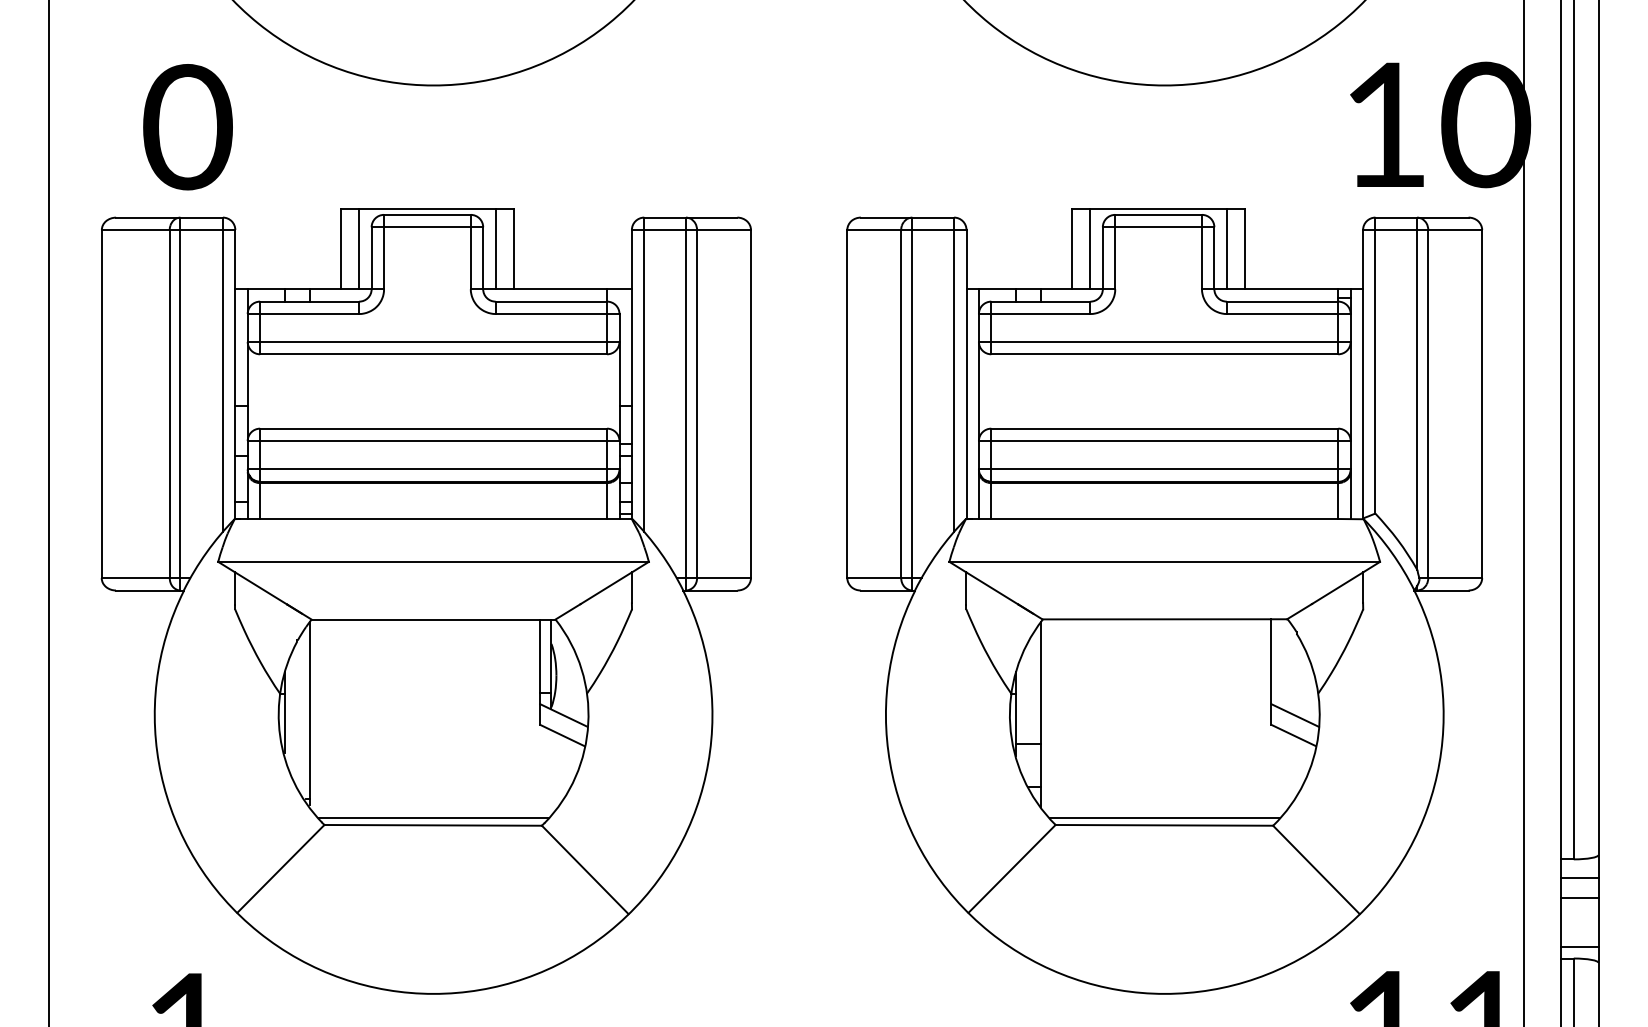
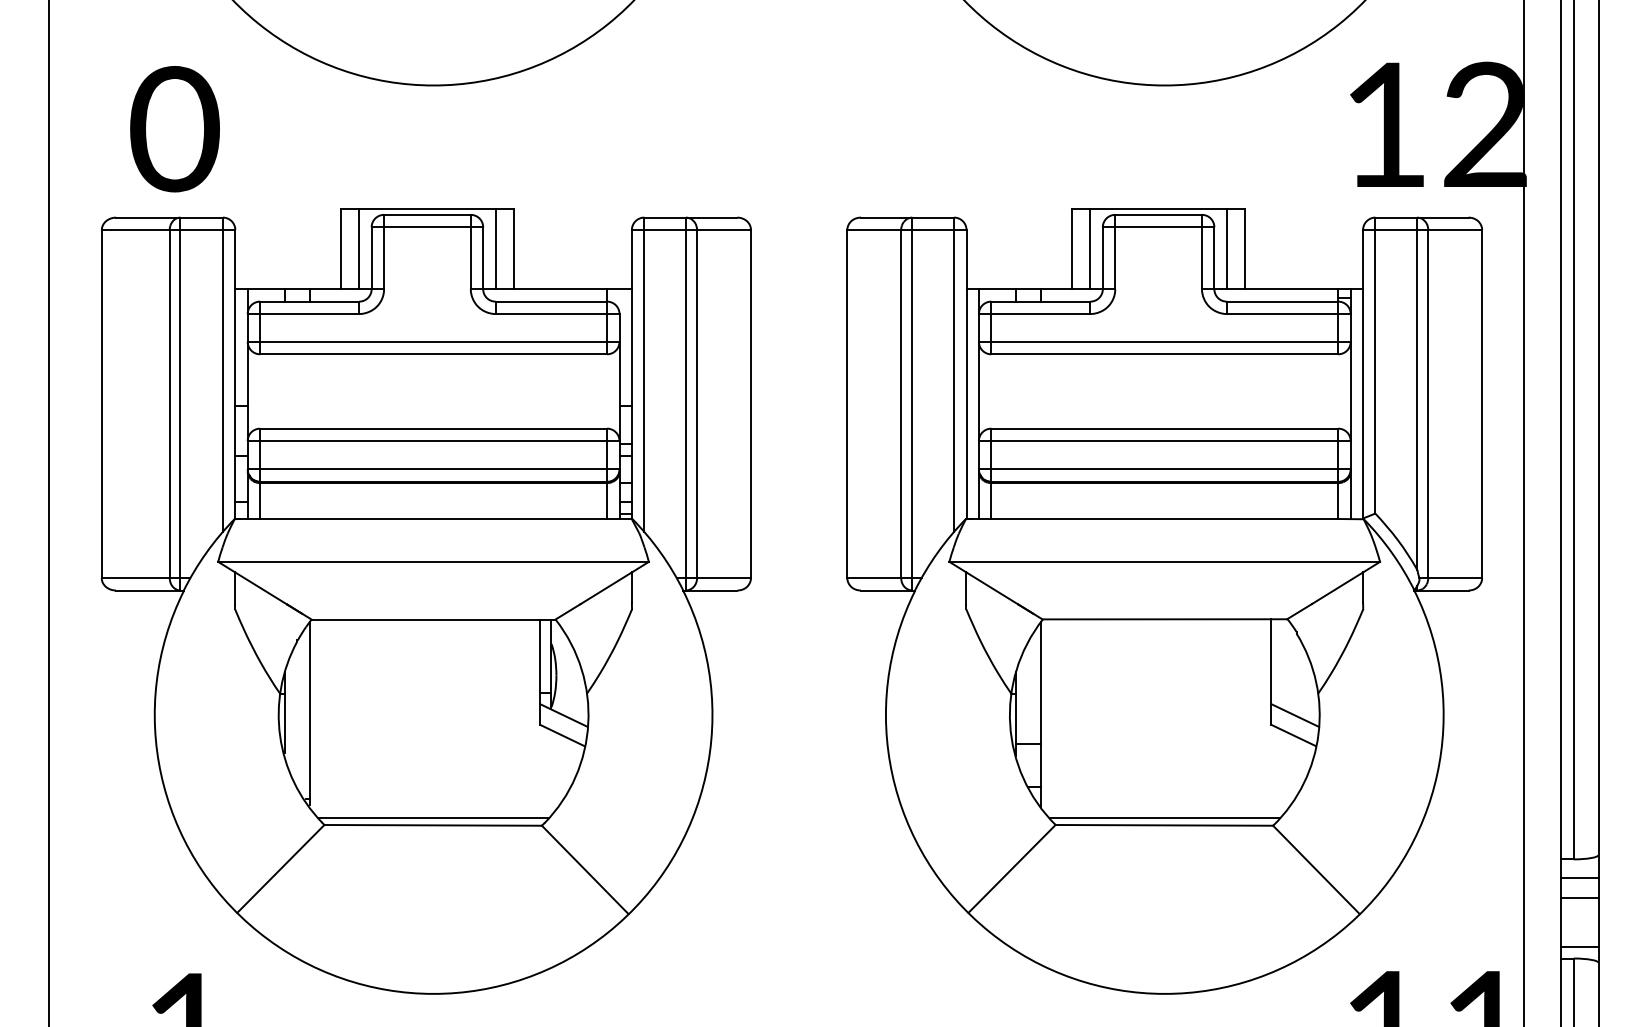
text: 10 -> 12 (1486, 124)
text position: (187, 127) -> (174, 129) (174, 129)
